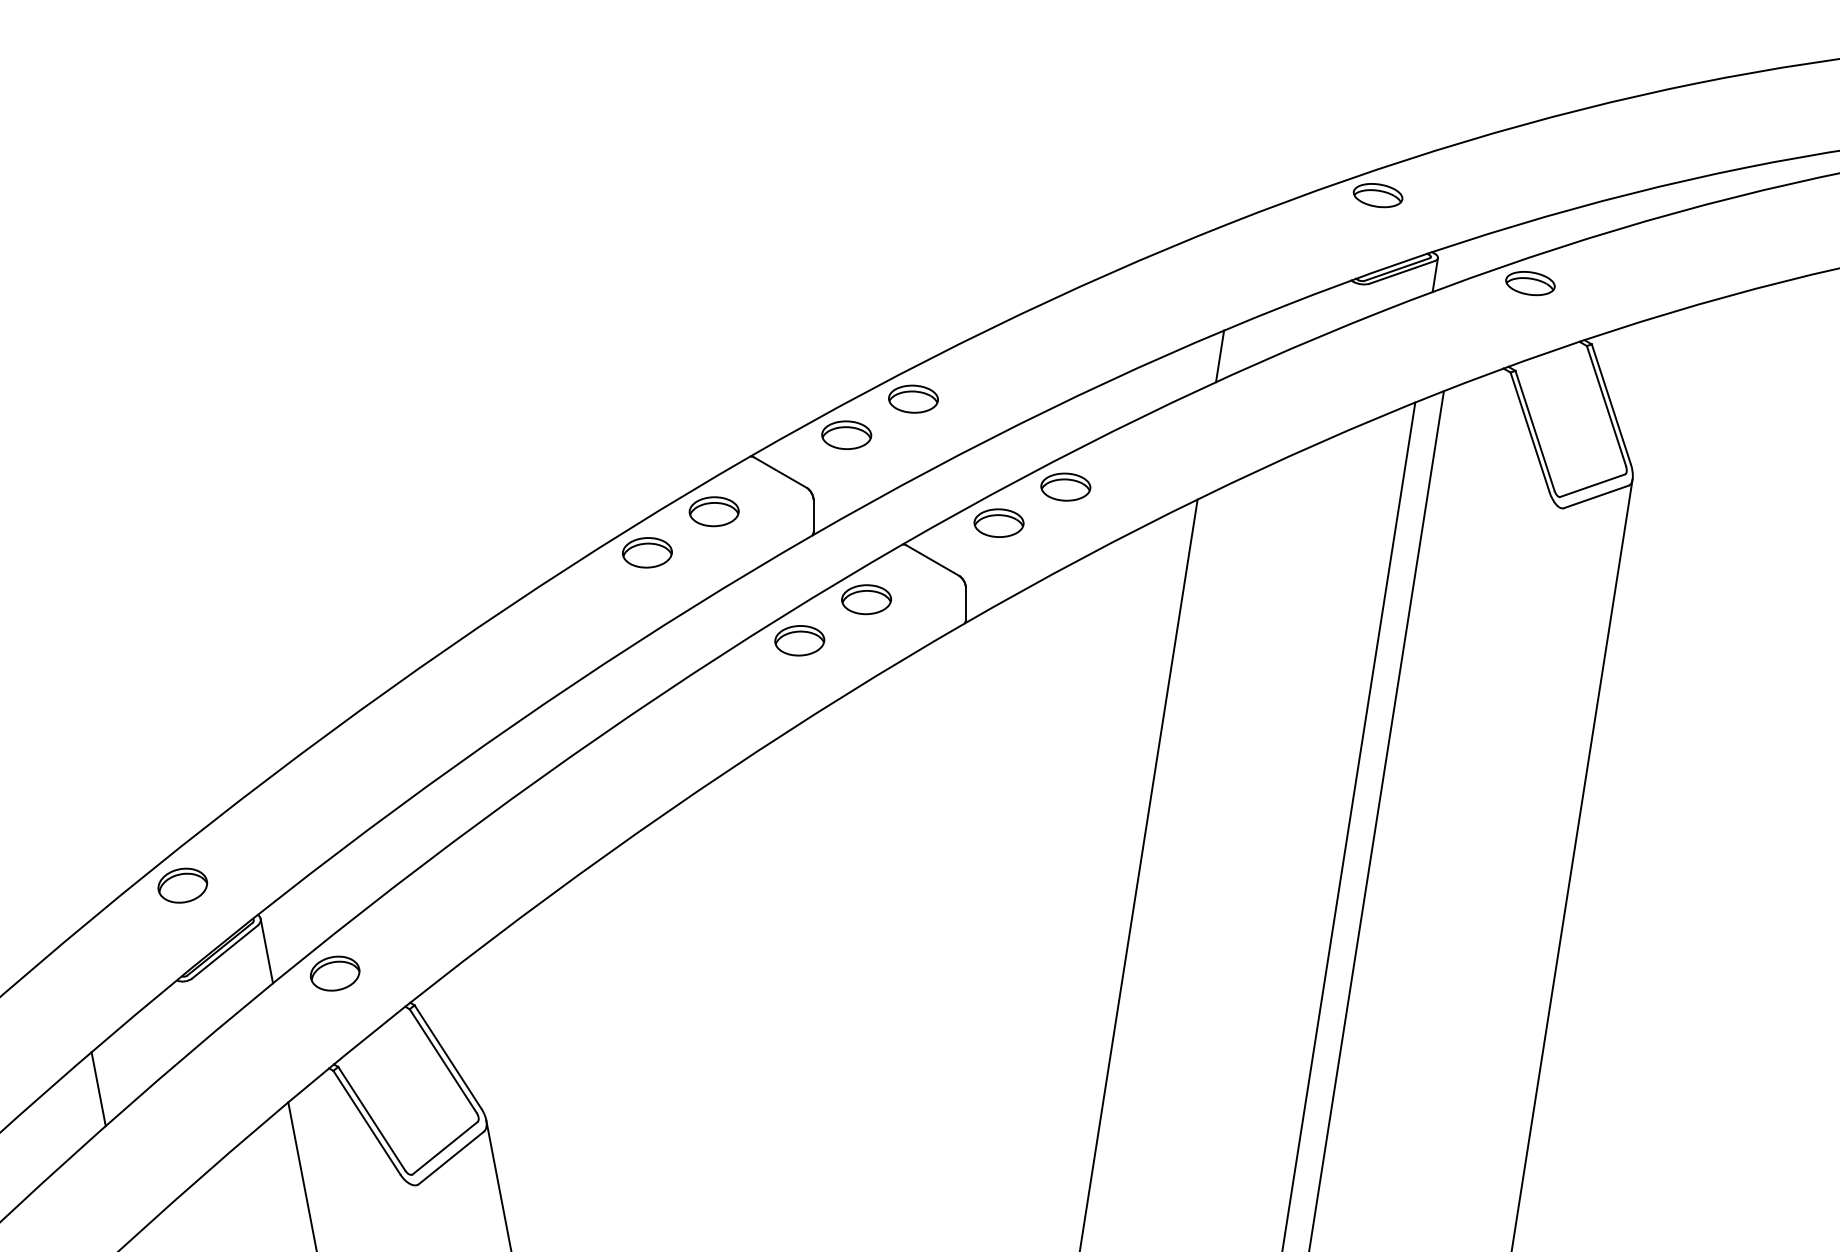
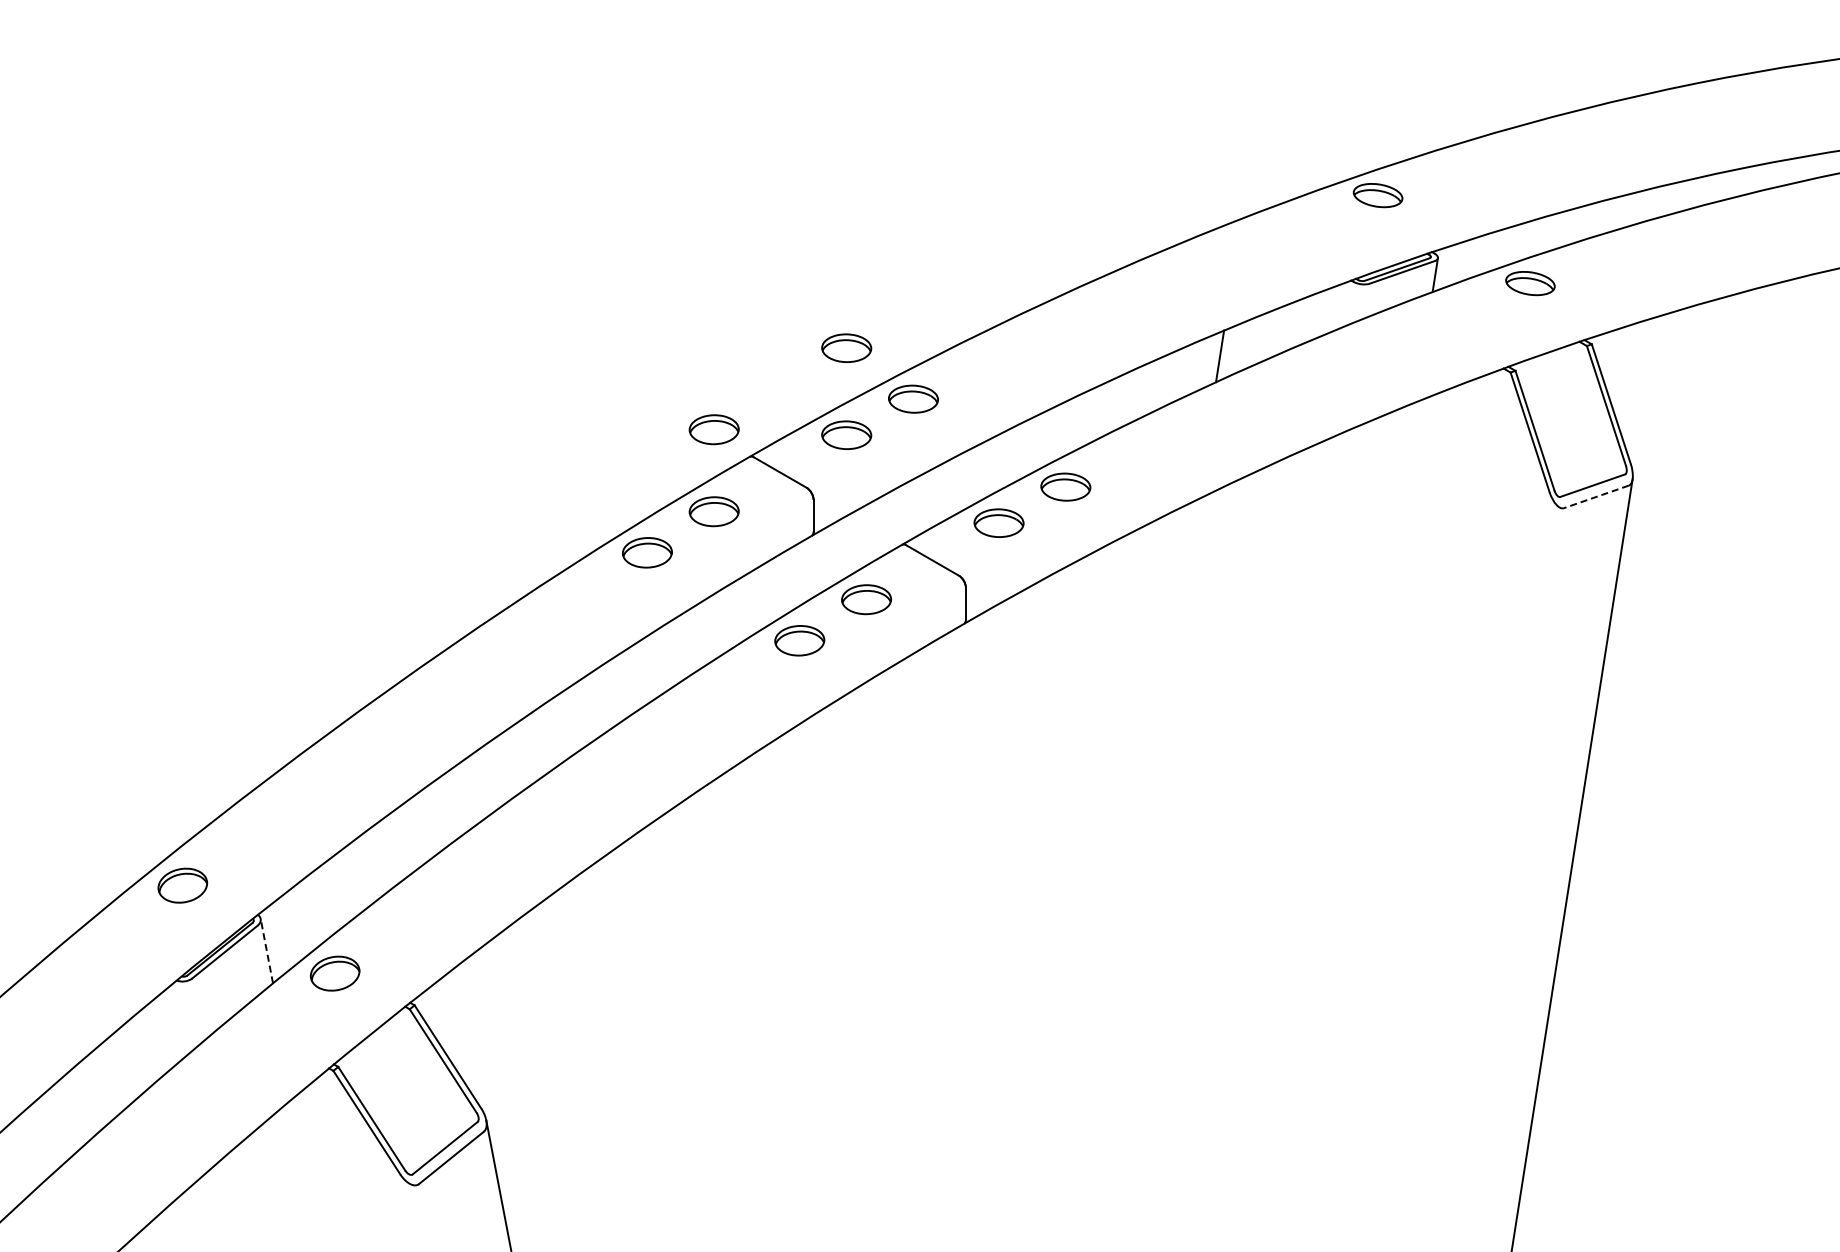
part: none -> present (846, 347)
part: none -> present (713, 429)
line: solid -> dashed (1595, 497)
line: present -> none (1376, 819)
line: present -> none (1348, 825)
line: present -> none (1138, 873)
line: solid -> dashed (266, 951)
line: present -> none (98, 1089)
line: present -> none (302, 1175)
